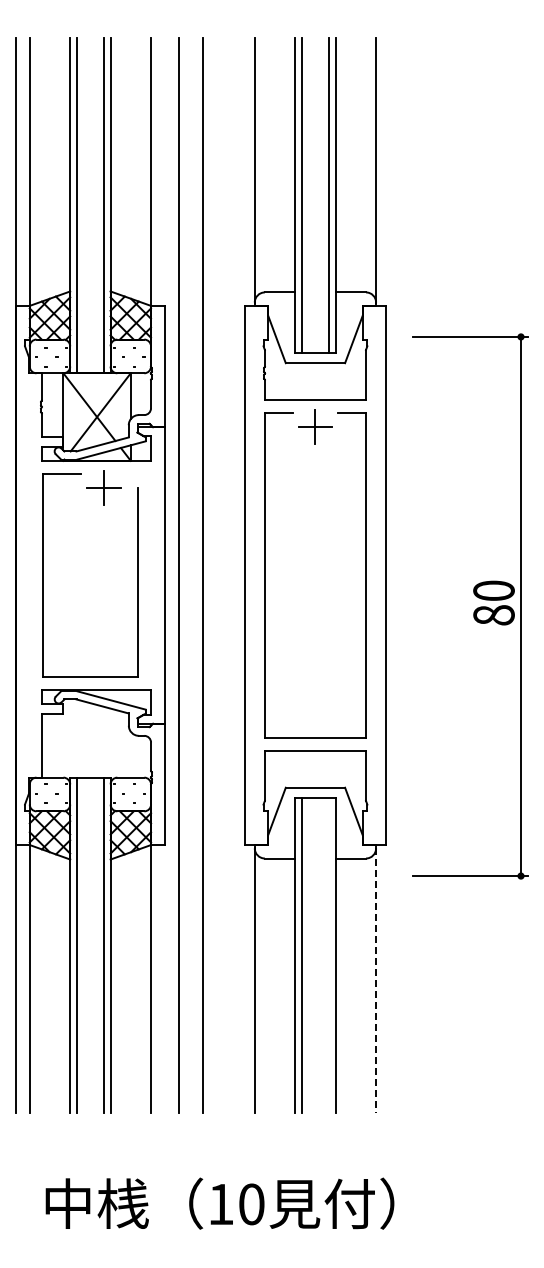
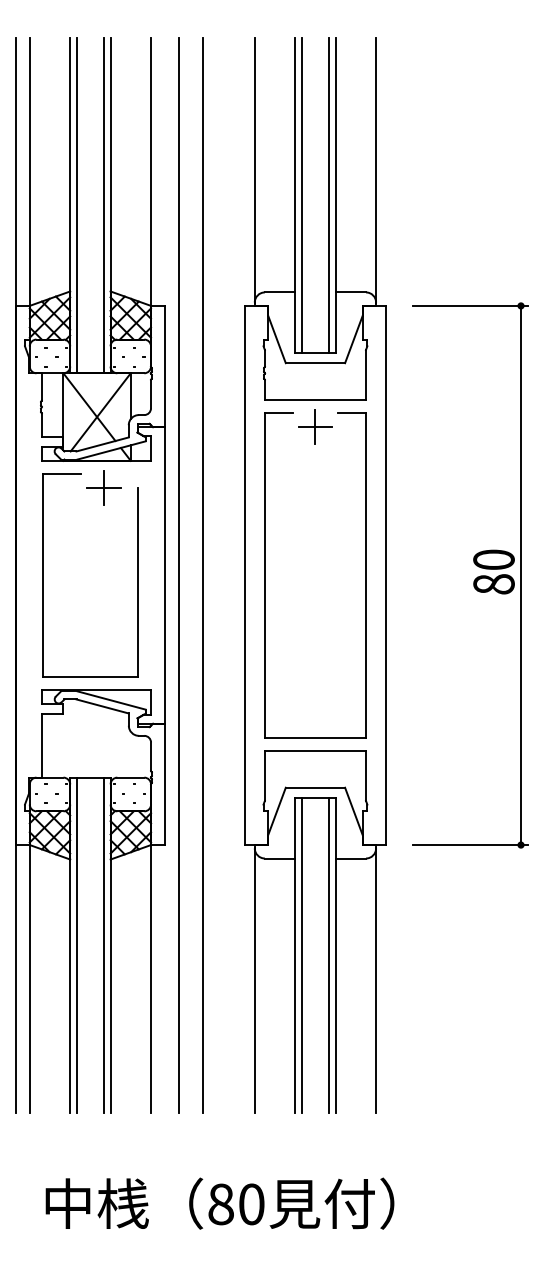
part position: (470, 606) -> (470, 575) (470, 575)
line: none -> present (328, 954)
line: dashed -> solid (376, 981)
text: 10 -> 80 (220, 1204)
